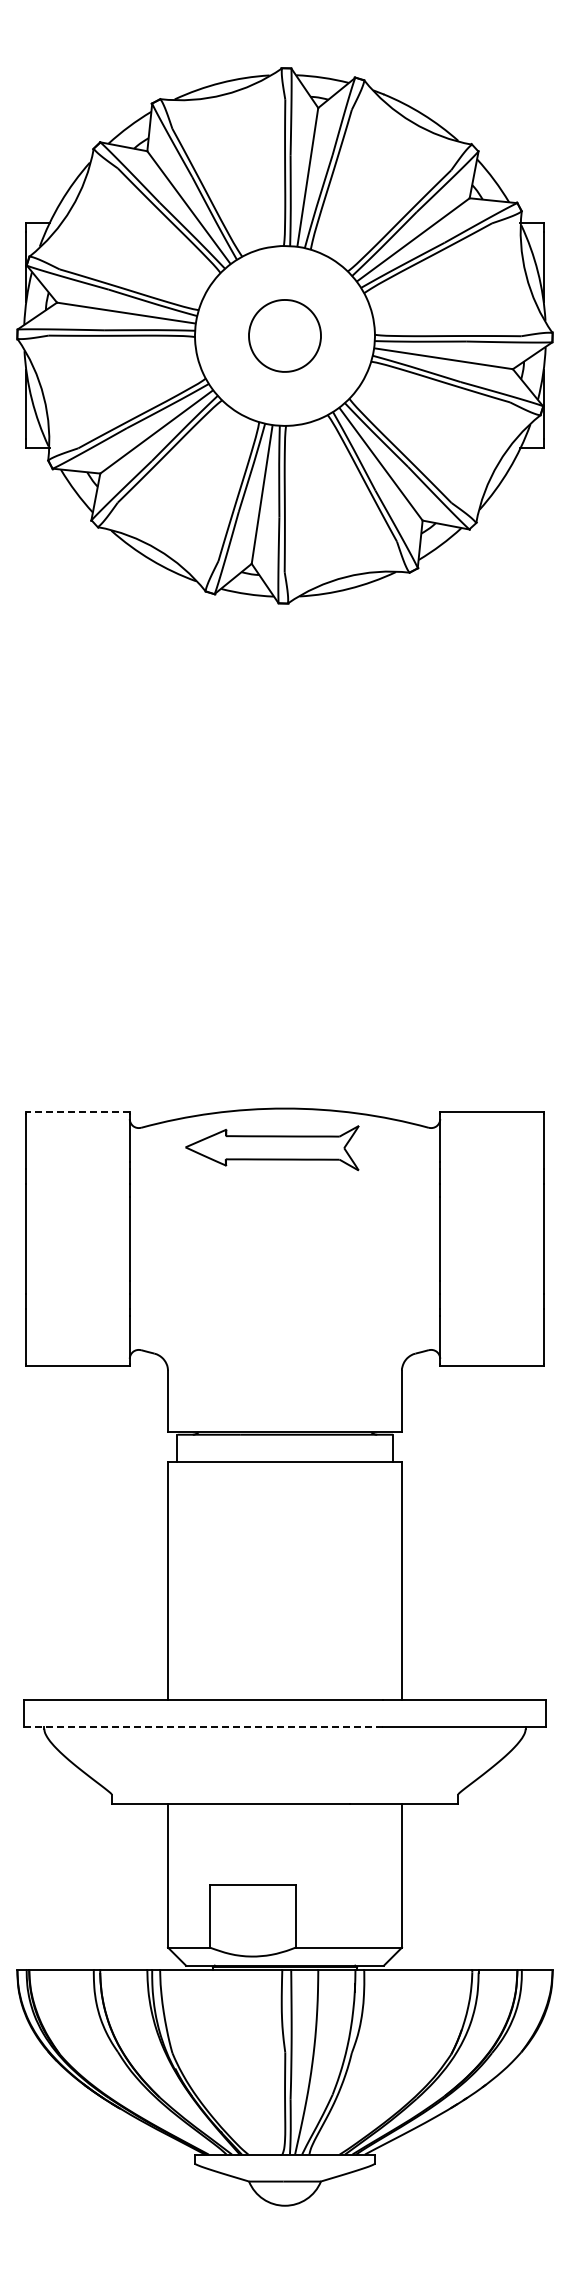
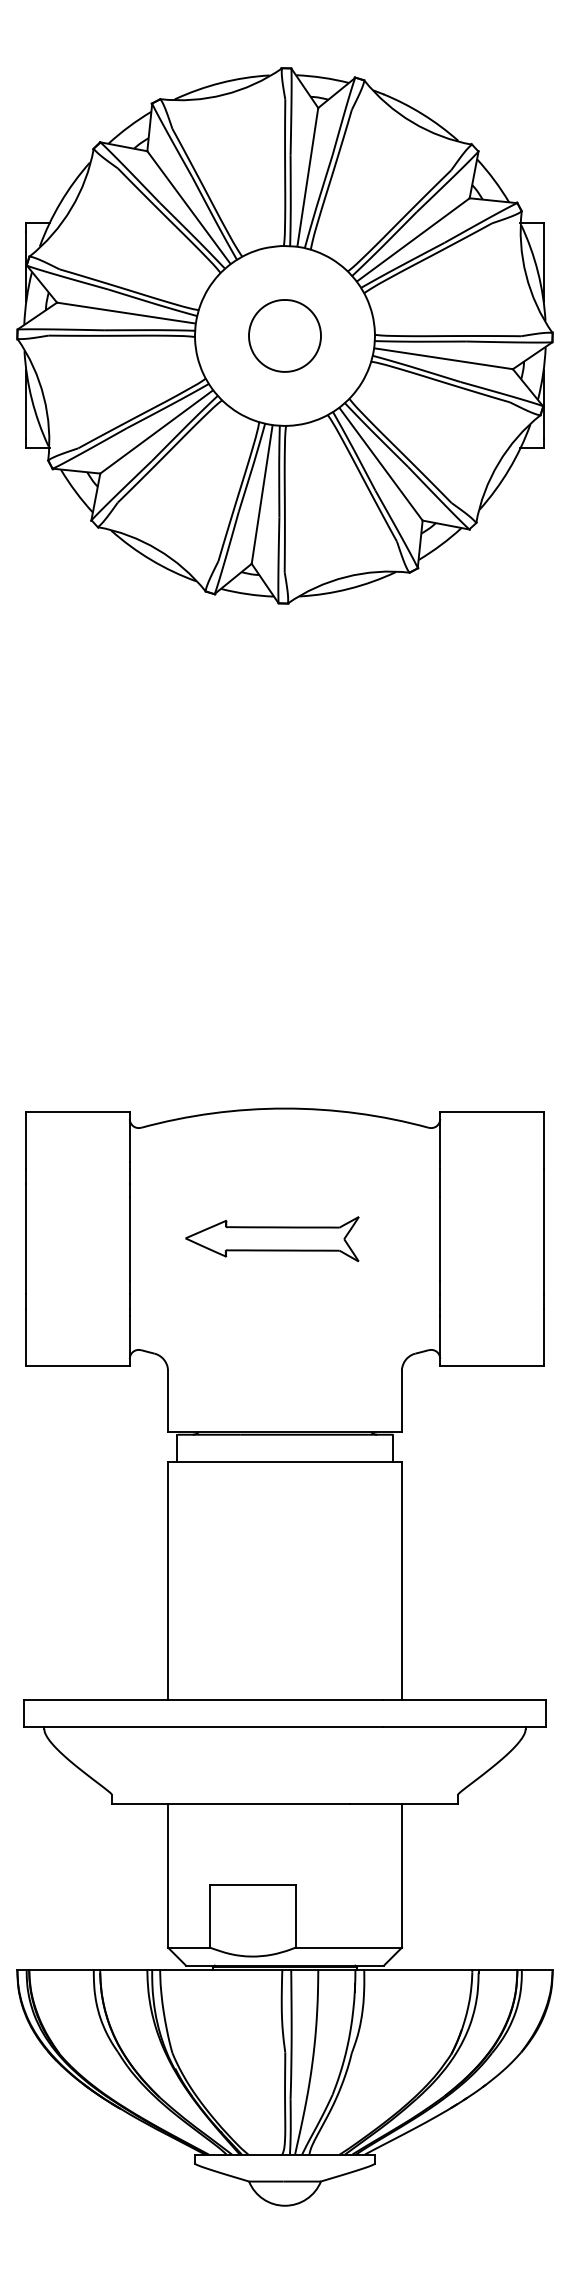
line: dashed -> solid (78, 1111)
part position: (272, 1148) -> (272, 1239) (272, 1239)
line: dashed -> solid (203, 1727)
